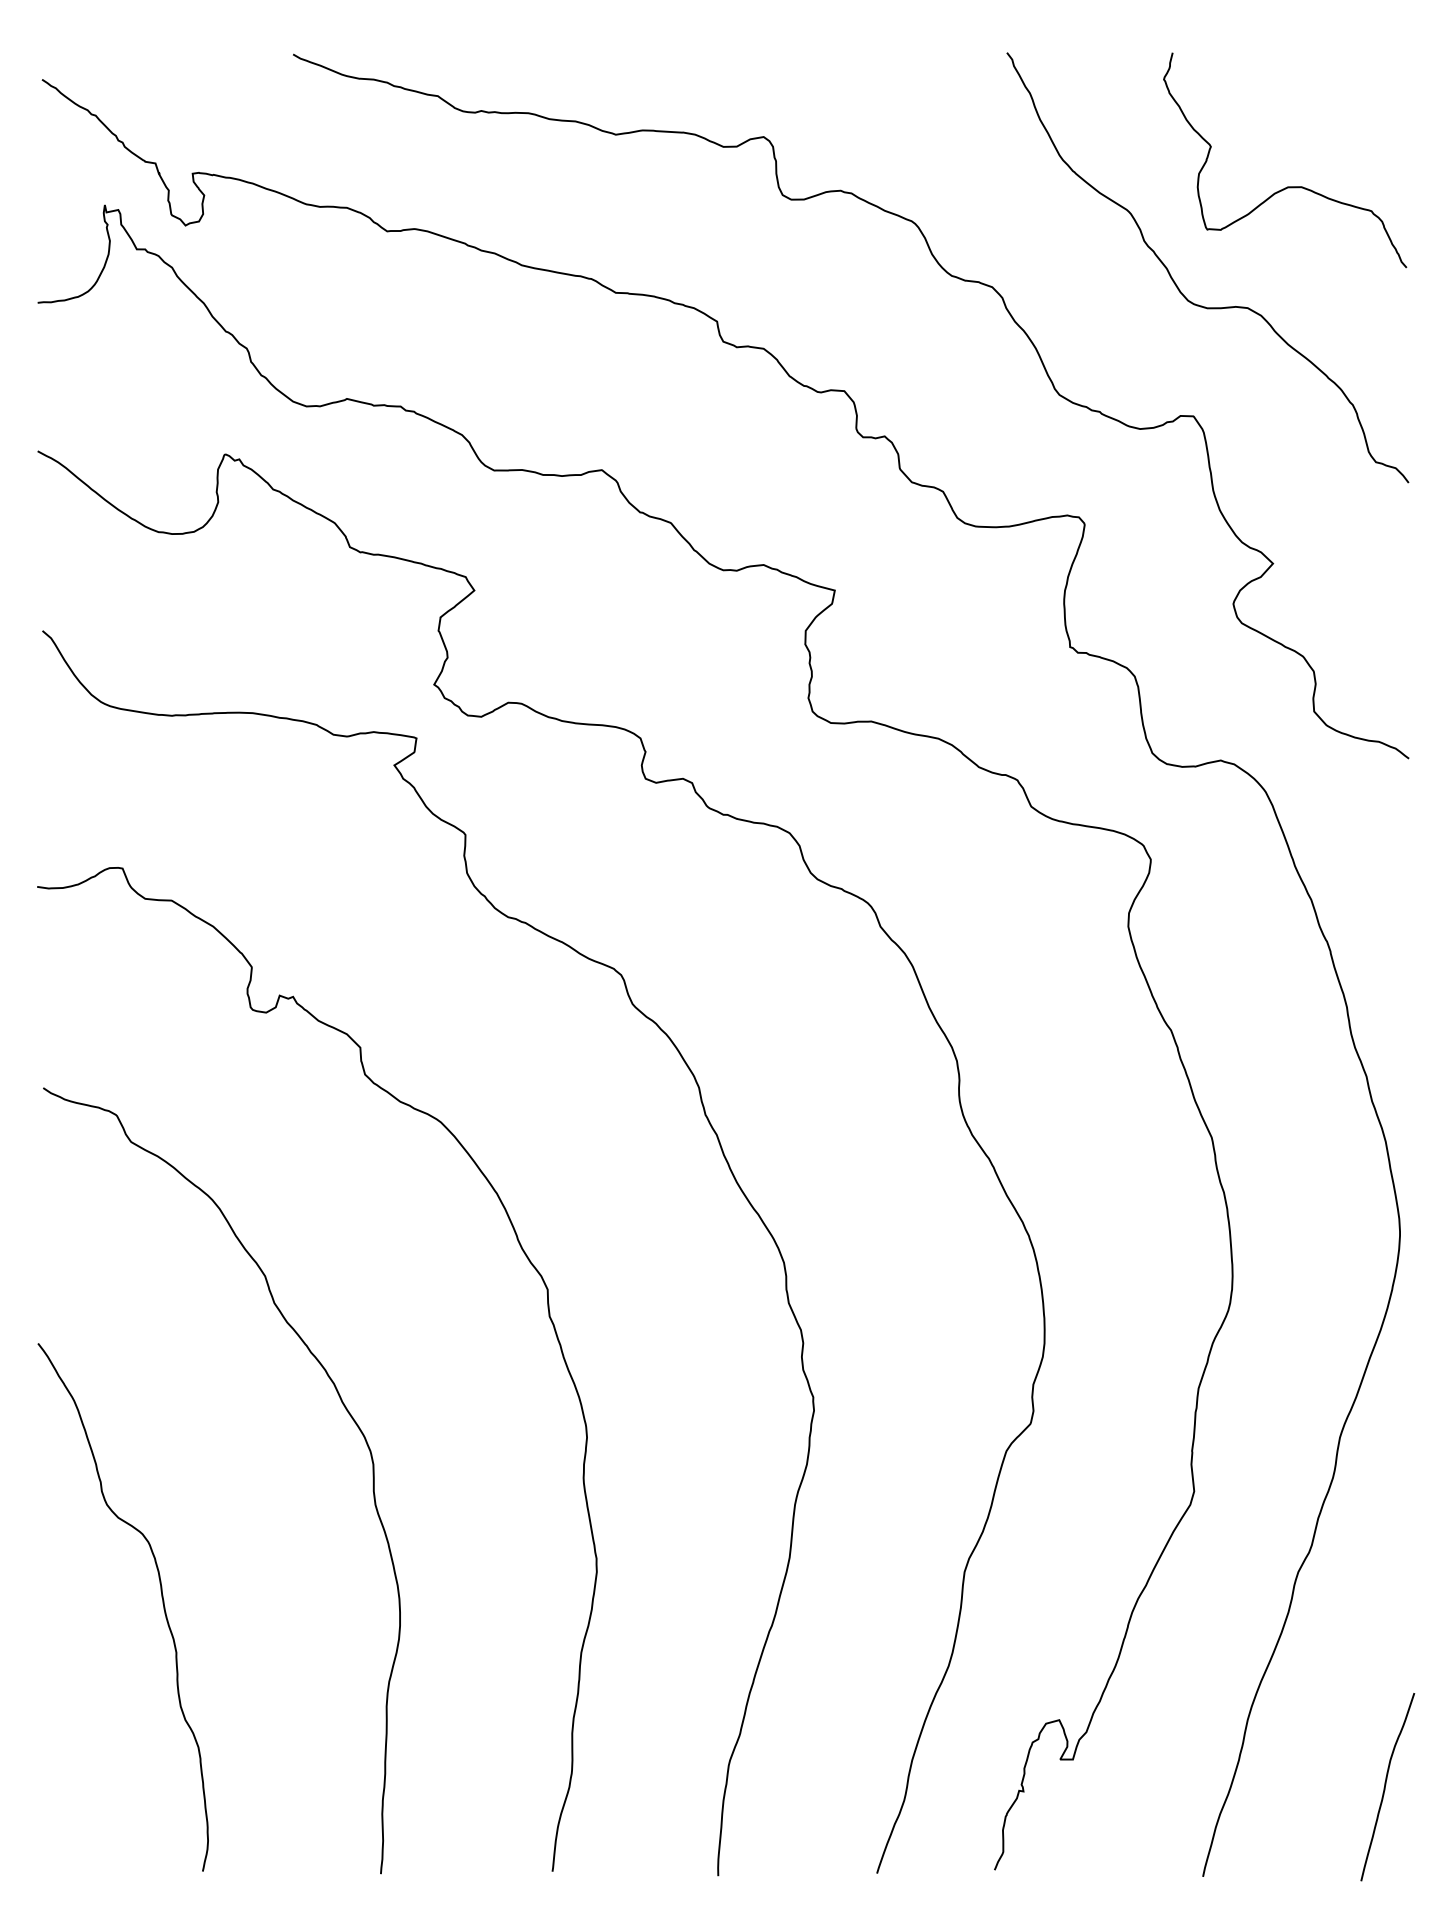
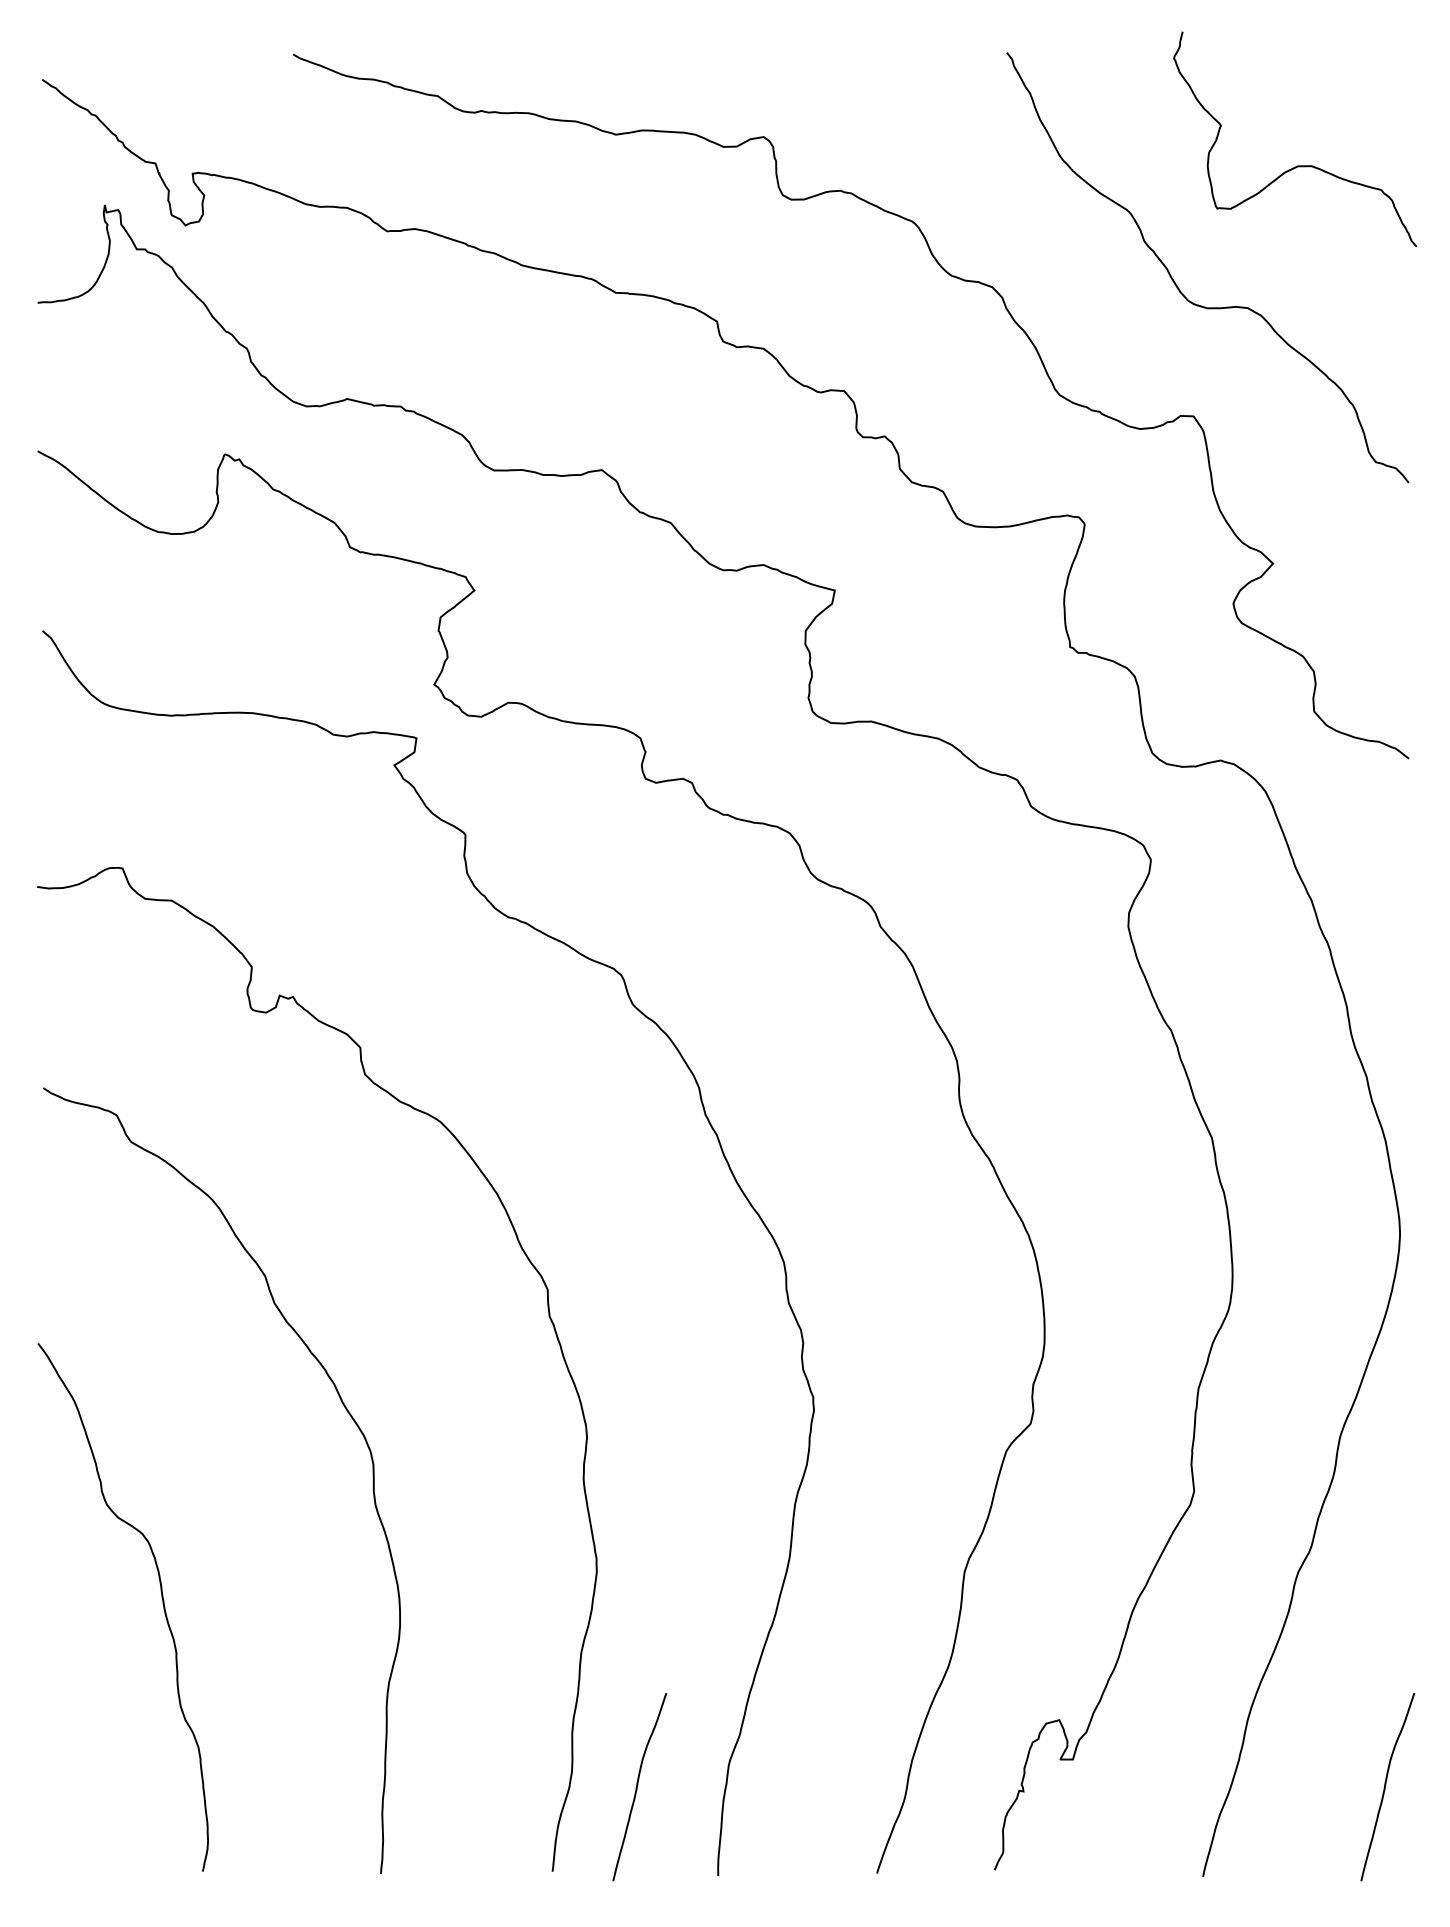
curve position: (1287, 186) -> (1297, 165) (1297, 165)
curve: none -> present (637, 1787)
